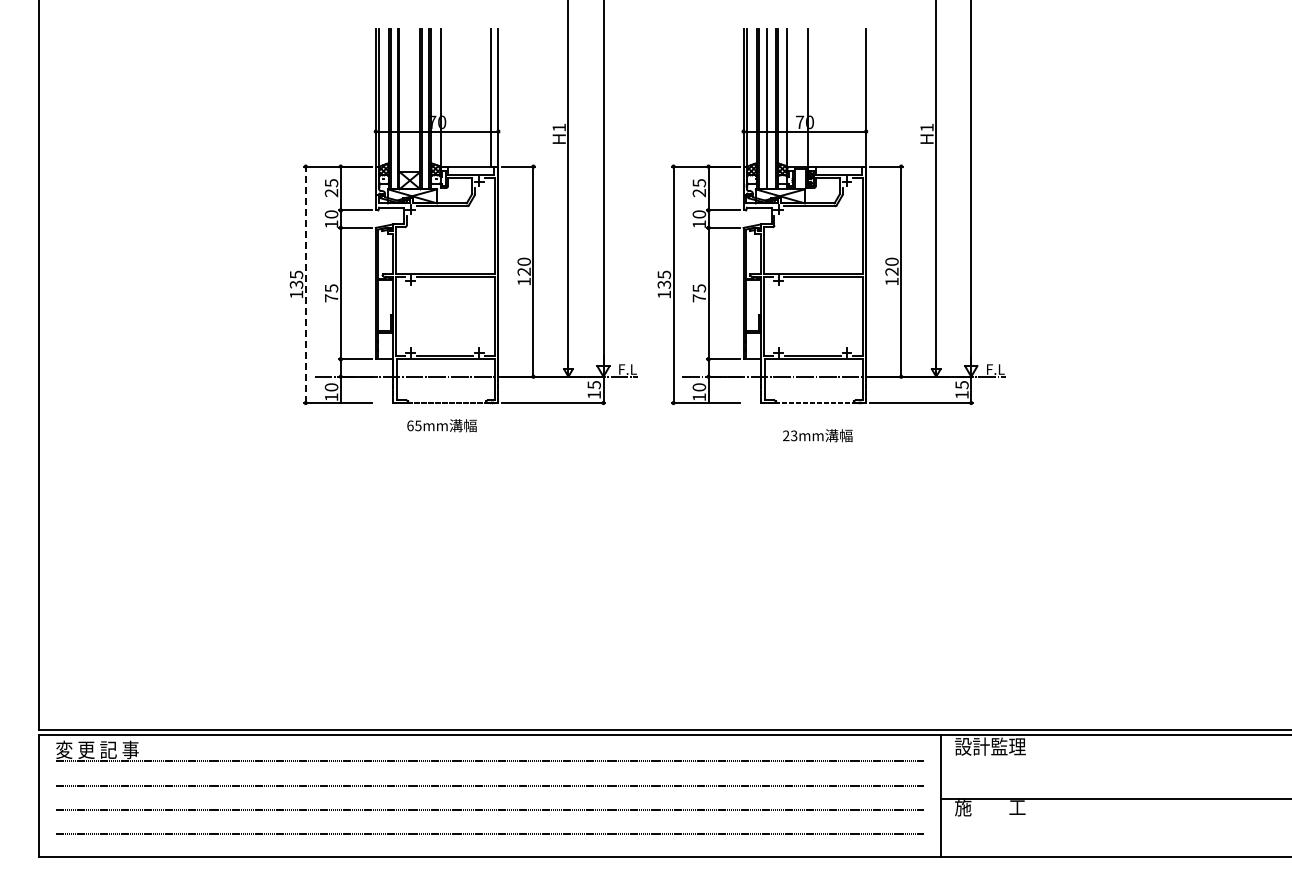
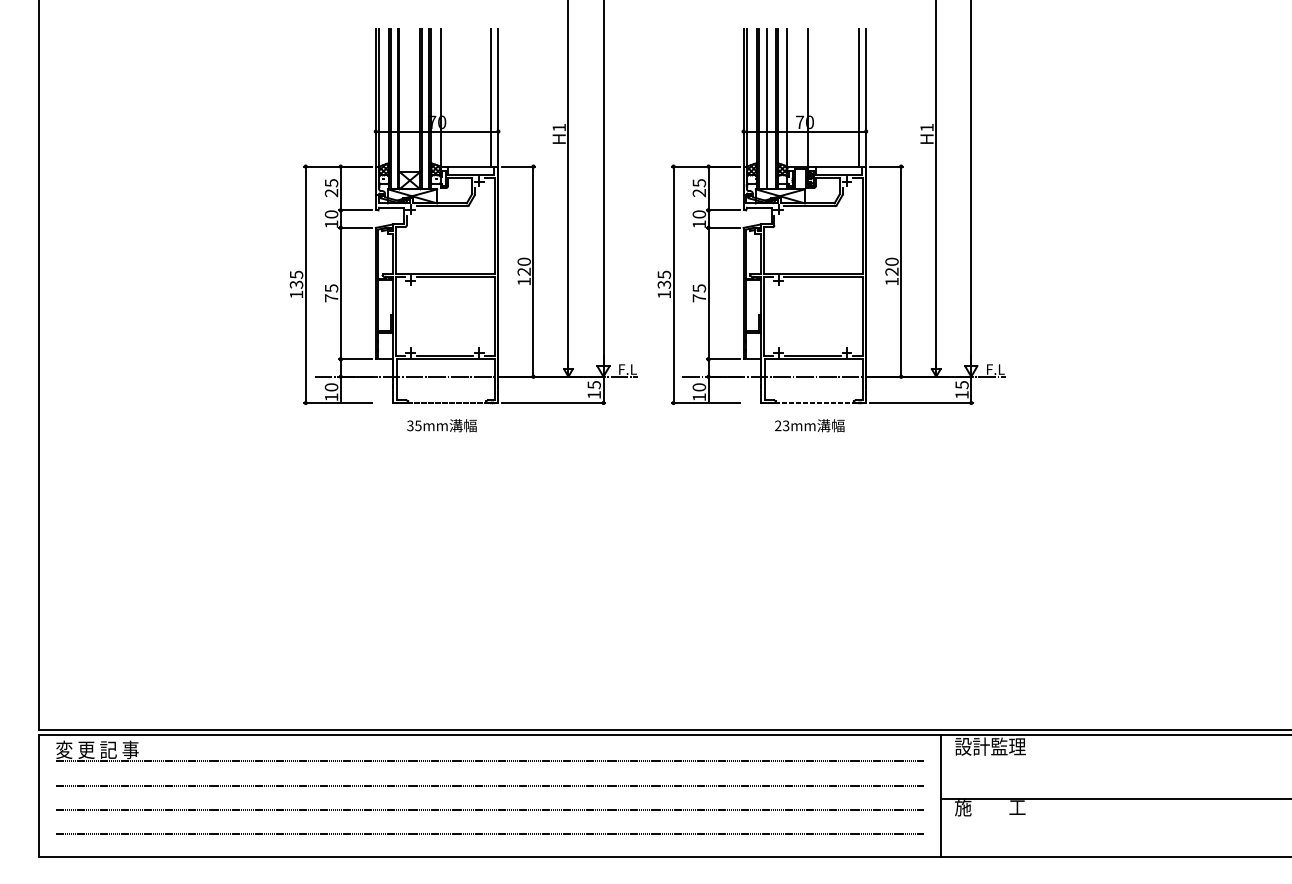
line: none -> present (858, 97)
line: dashed -> solid (305, 284)
text: 65mm -> 35mm (410, 425)
text position: (817, 435) -> (809, 425) (809, 425)
